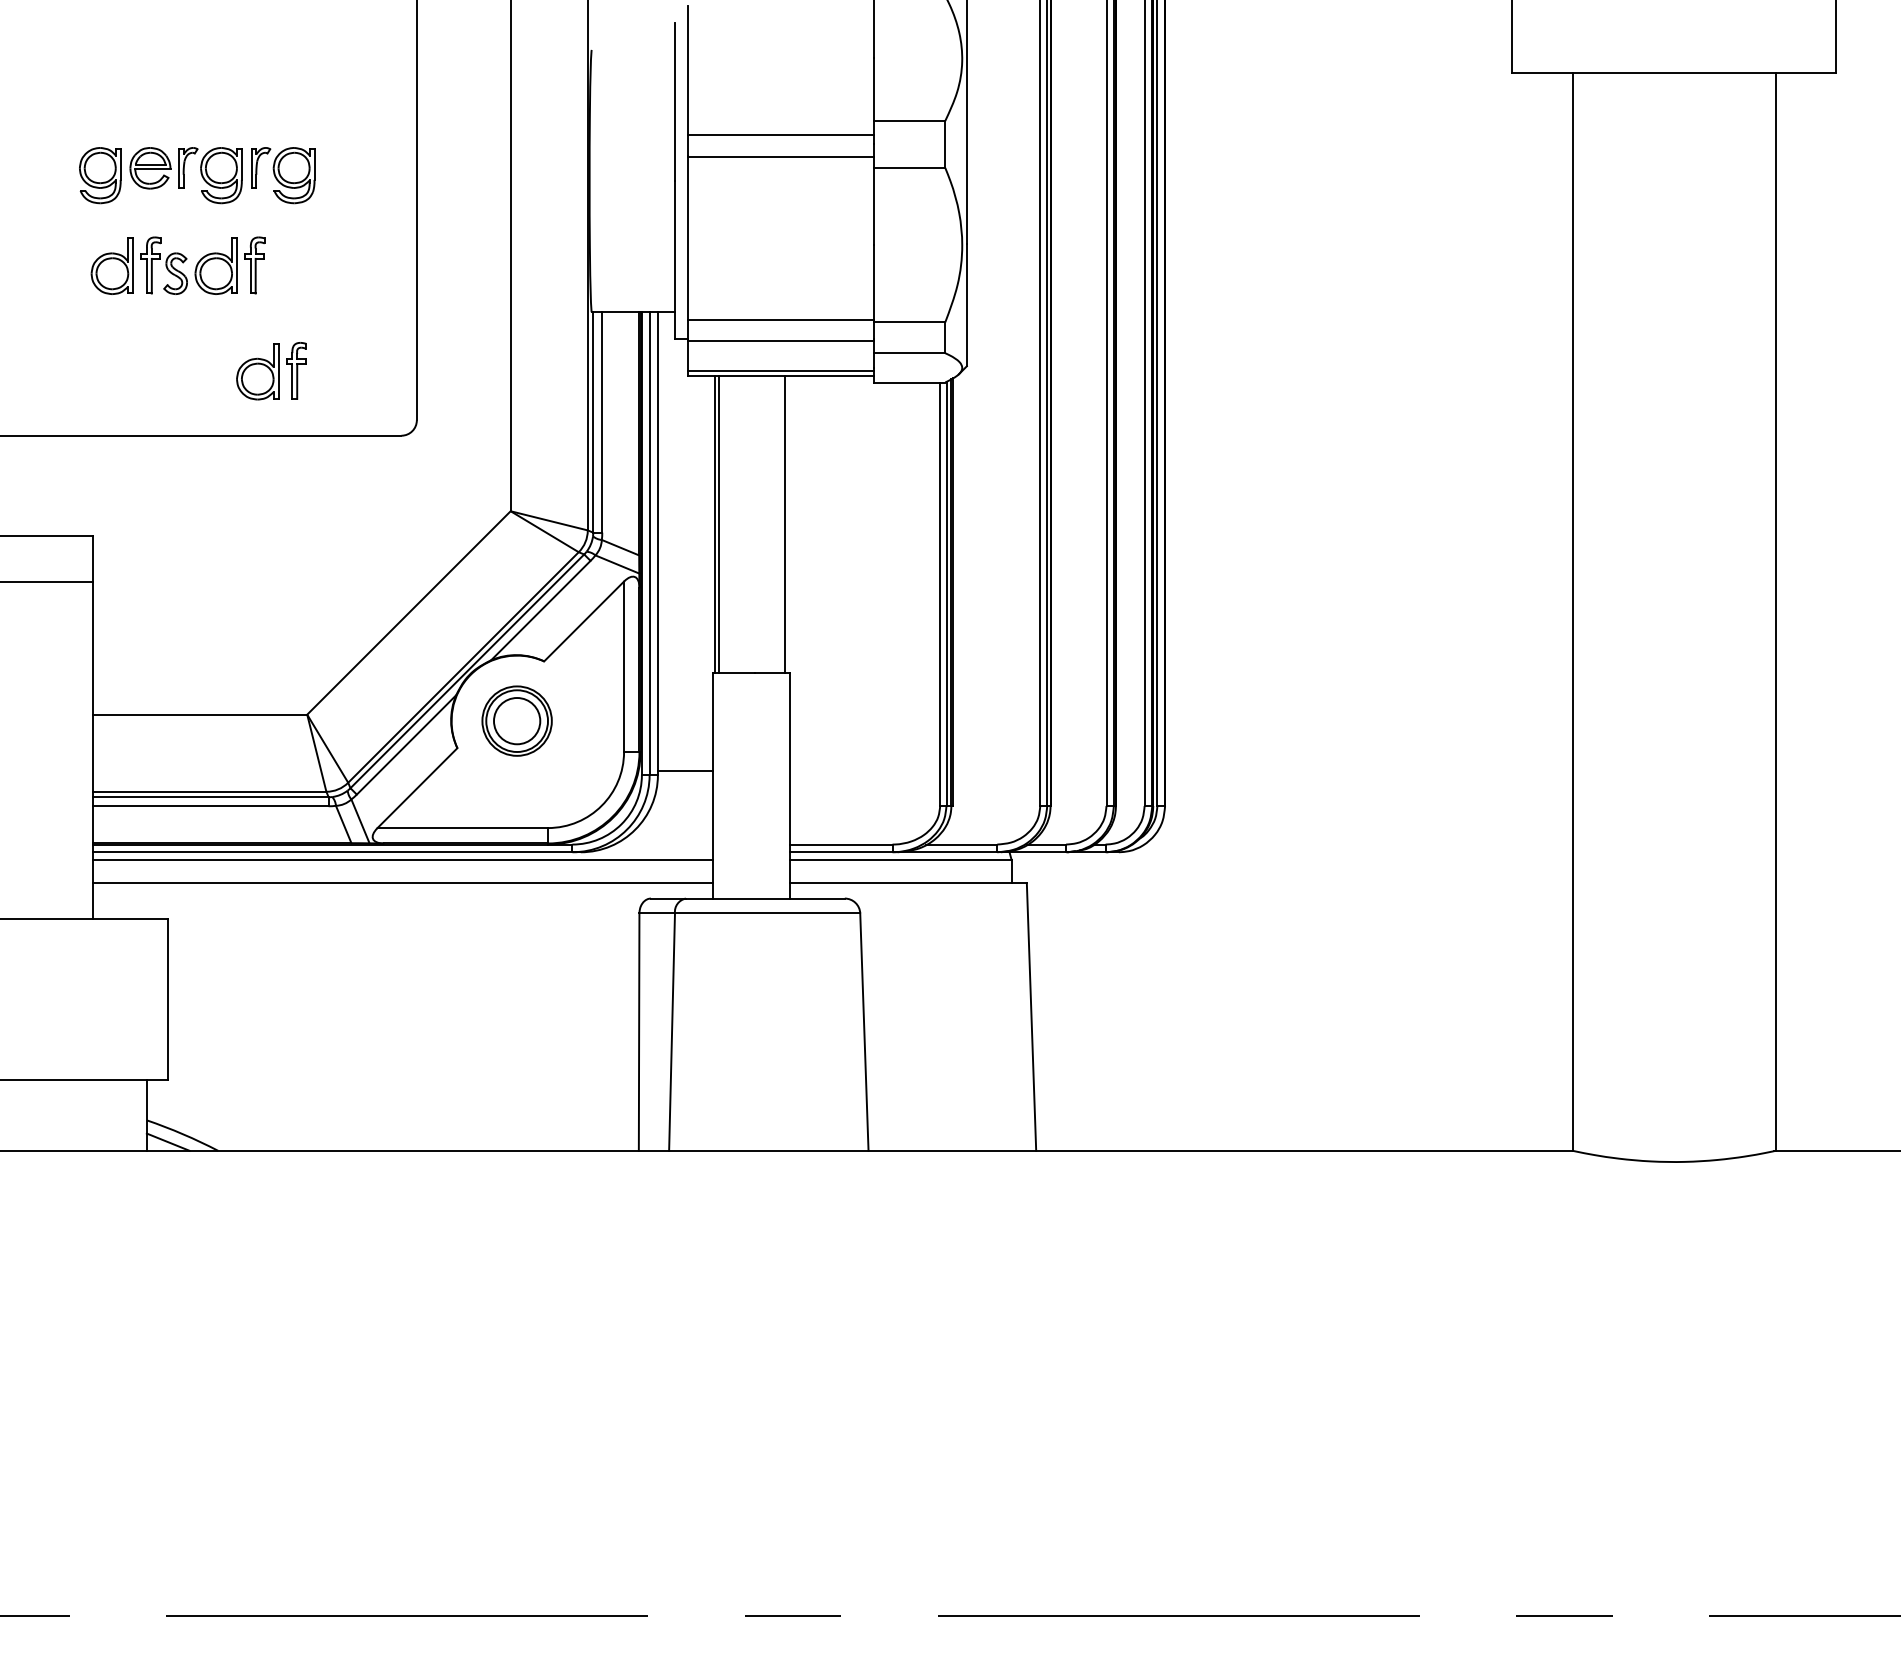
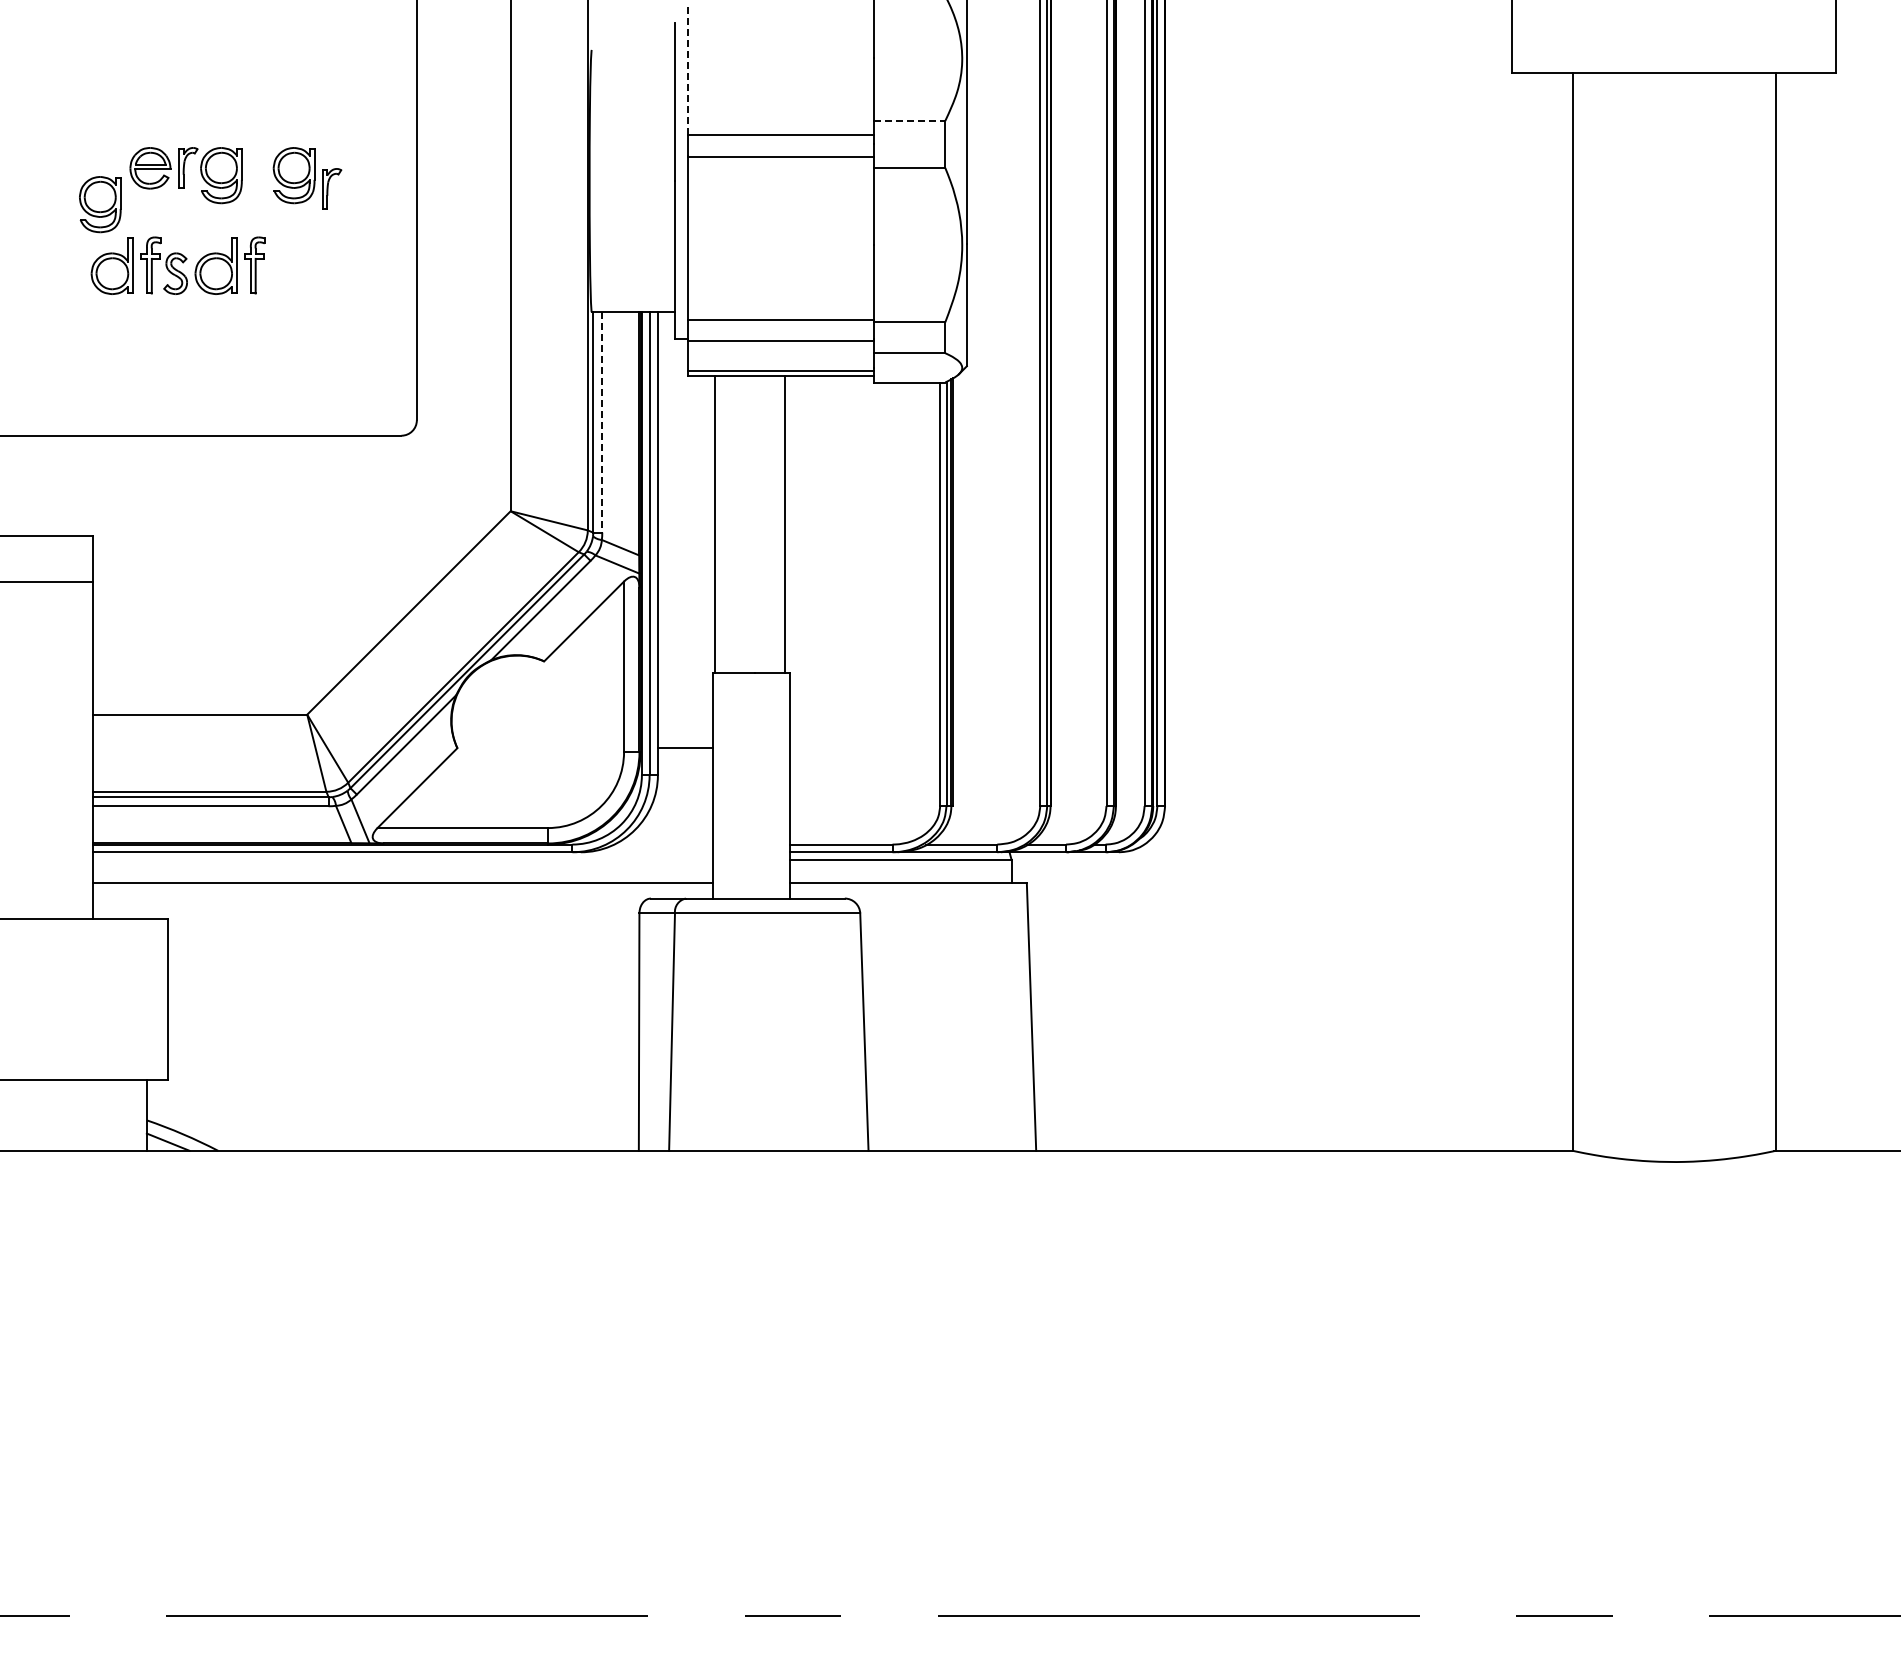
line: solid -> dashed (688, 70)
line: solid -> dashed (910, 121)
part position: (261, 167) -> (332, 188) (332, 188)
part position: (100, 175) -> (100, 204) (100, 204)
part: present -> none (271, 371)
line: solid -> dashed (602, 422)
line: present -> none (718, 524)
part: present -> none (516, 720)
line position: (685, 770) -> (685, 747) (685, 747)
line: present -> none (402, 859)
